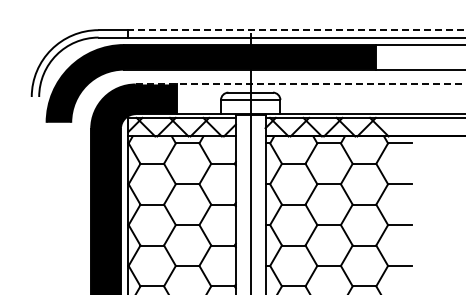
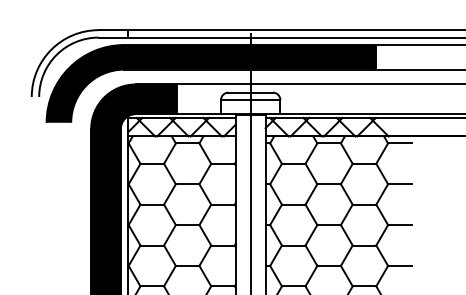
line: dashed -> solid (296, 30)
line: dashed -> solid (300, 84)
